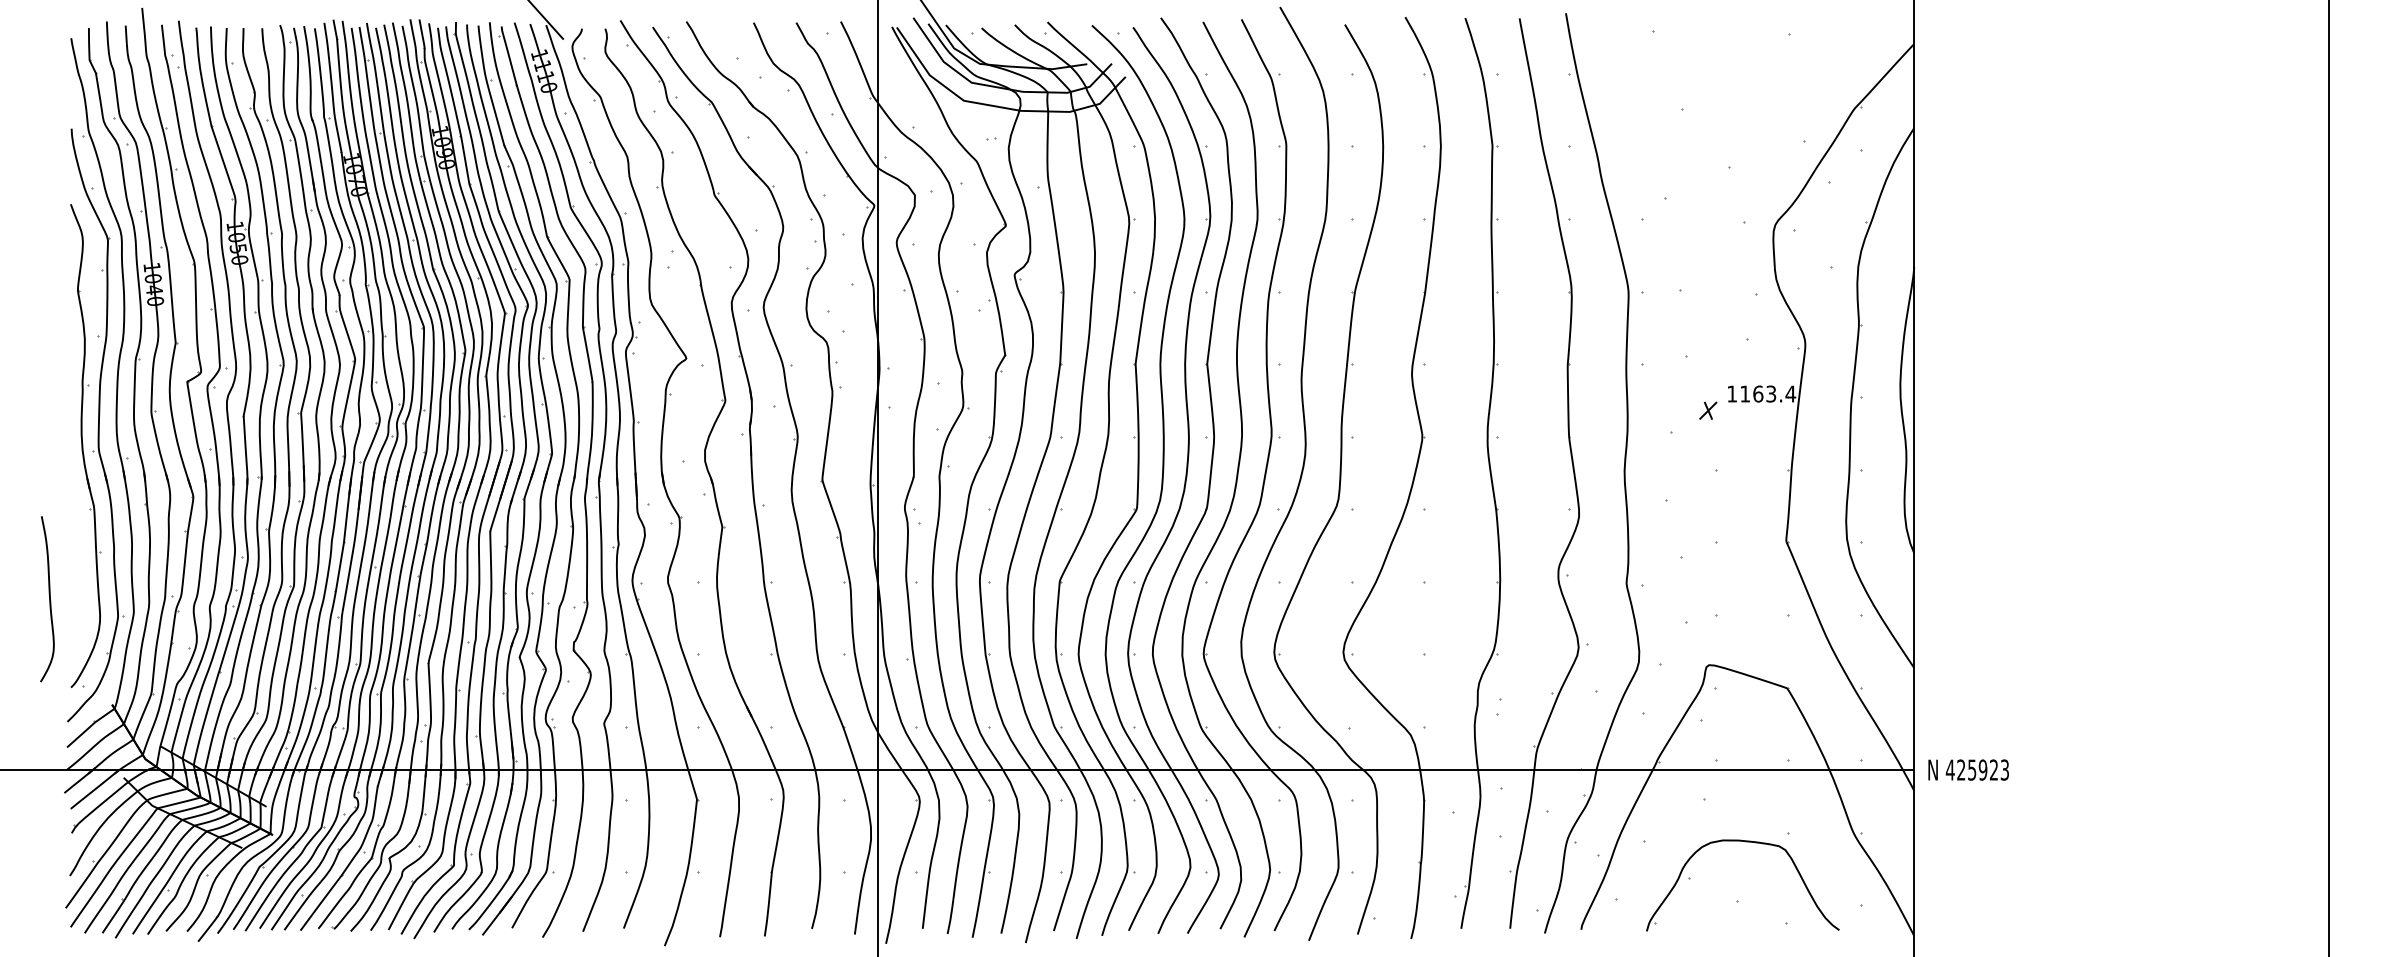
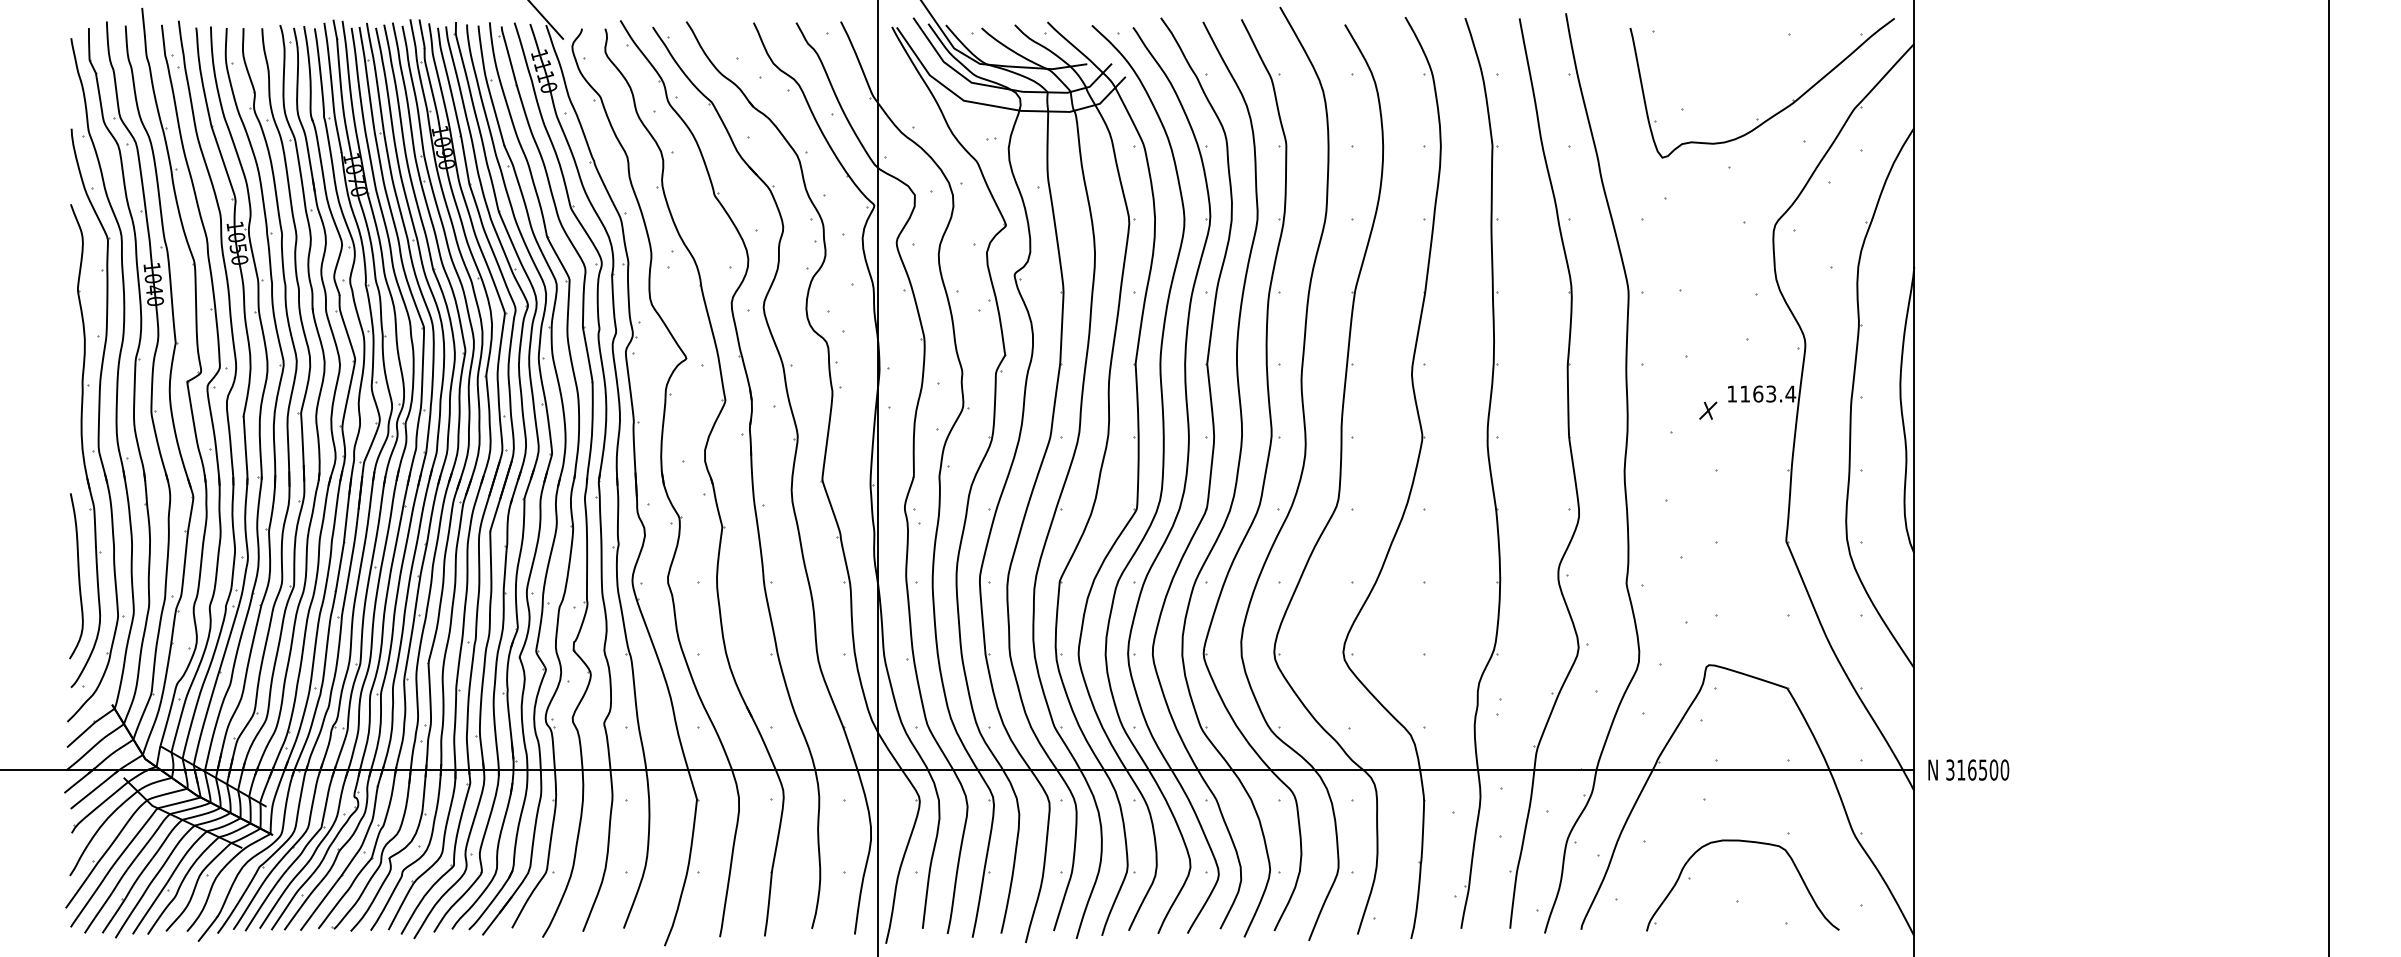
part: none -> present (1778, 111)
curve position: (49, 599) -> (78, 576) (78, 576)
text: 425923 -> 316500 (1977, 769)
